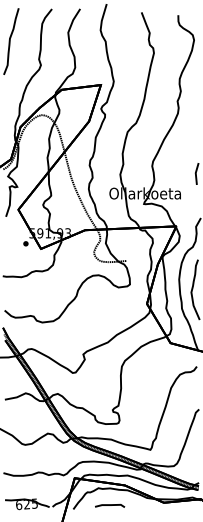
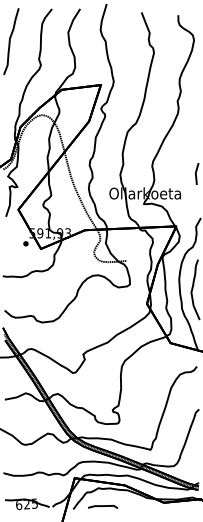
part position: (110, 505) -> (103, 506) (103, 506)
